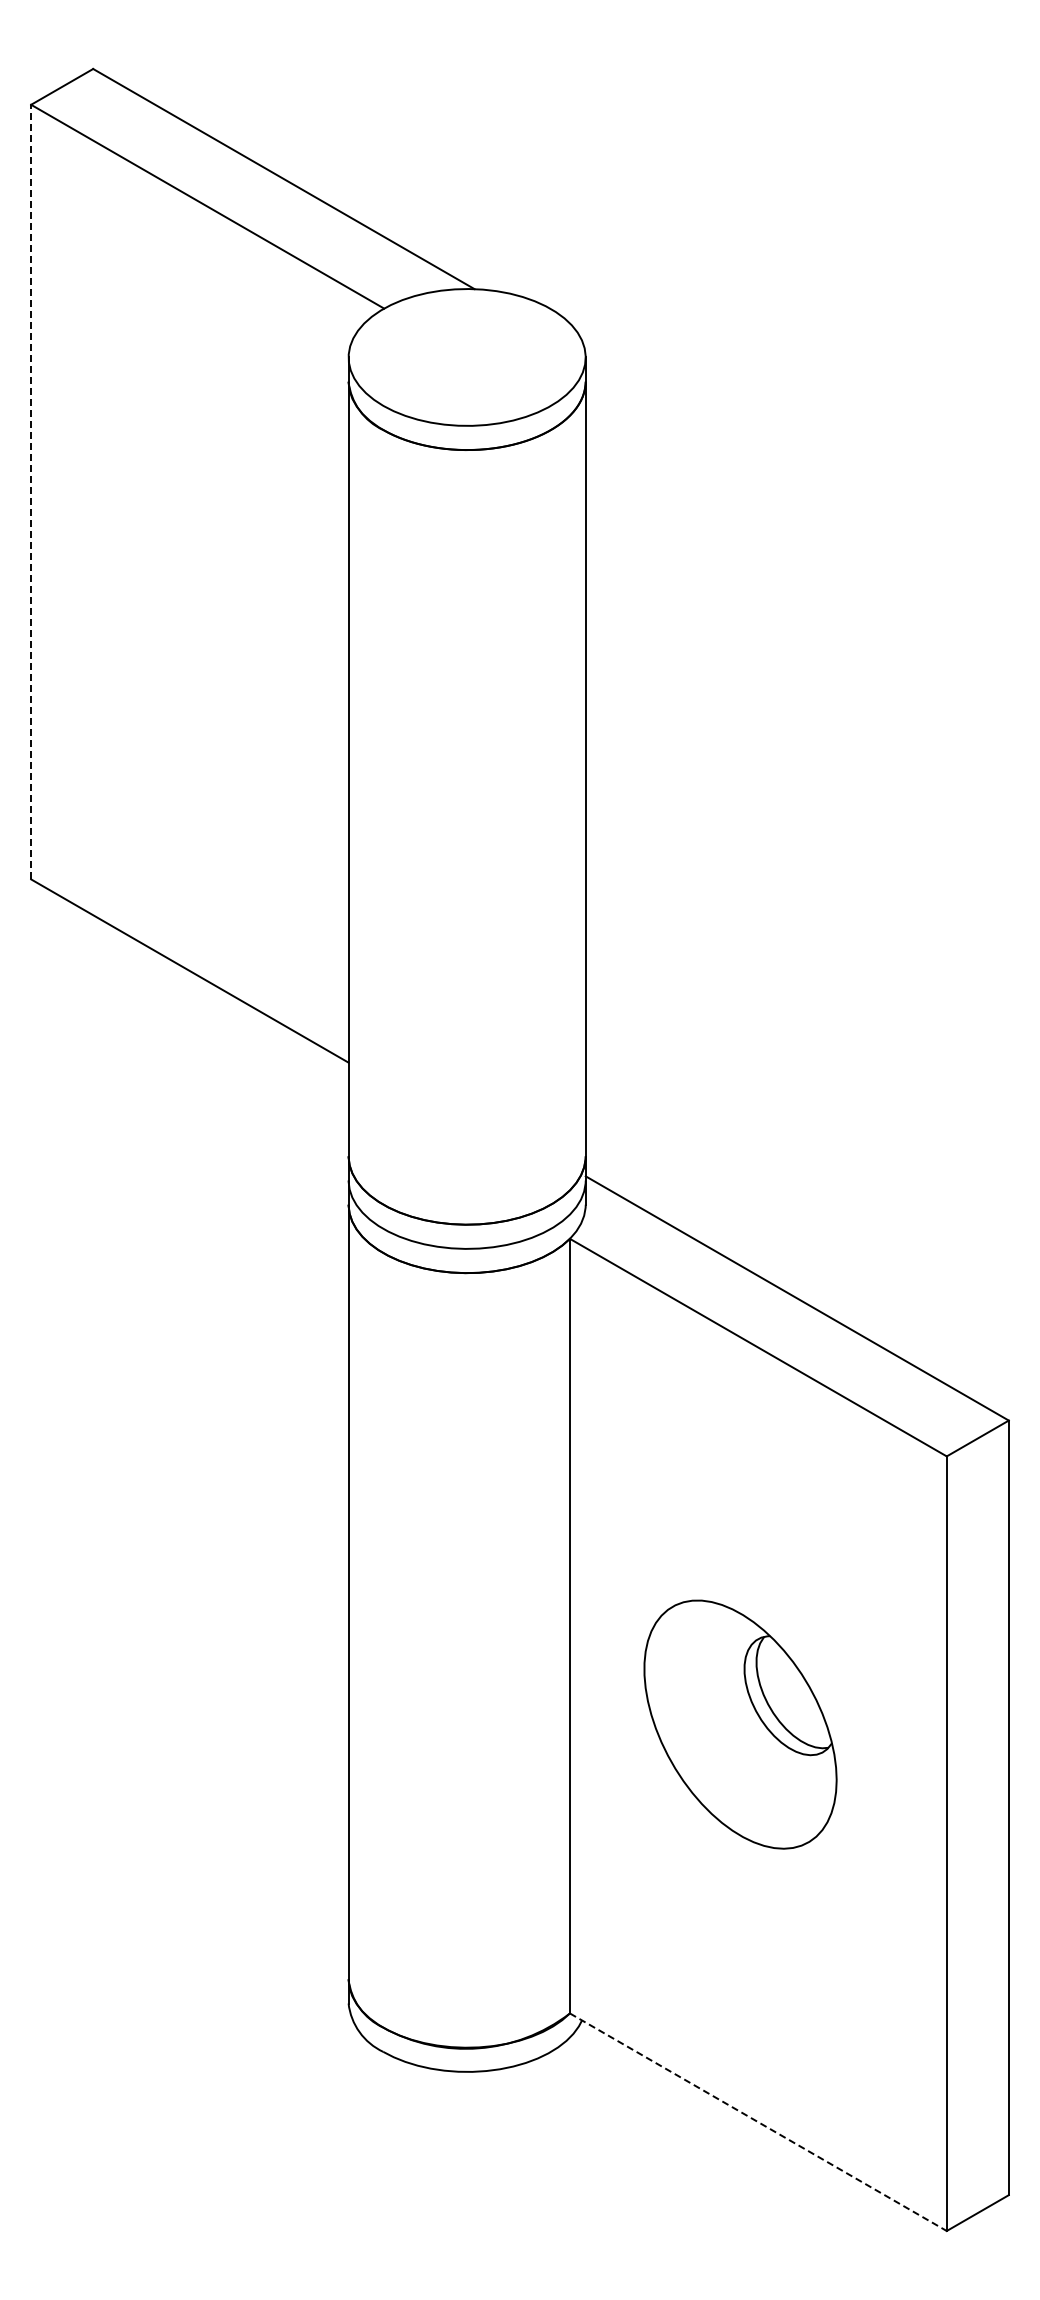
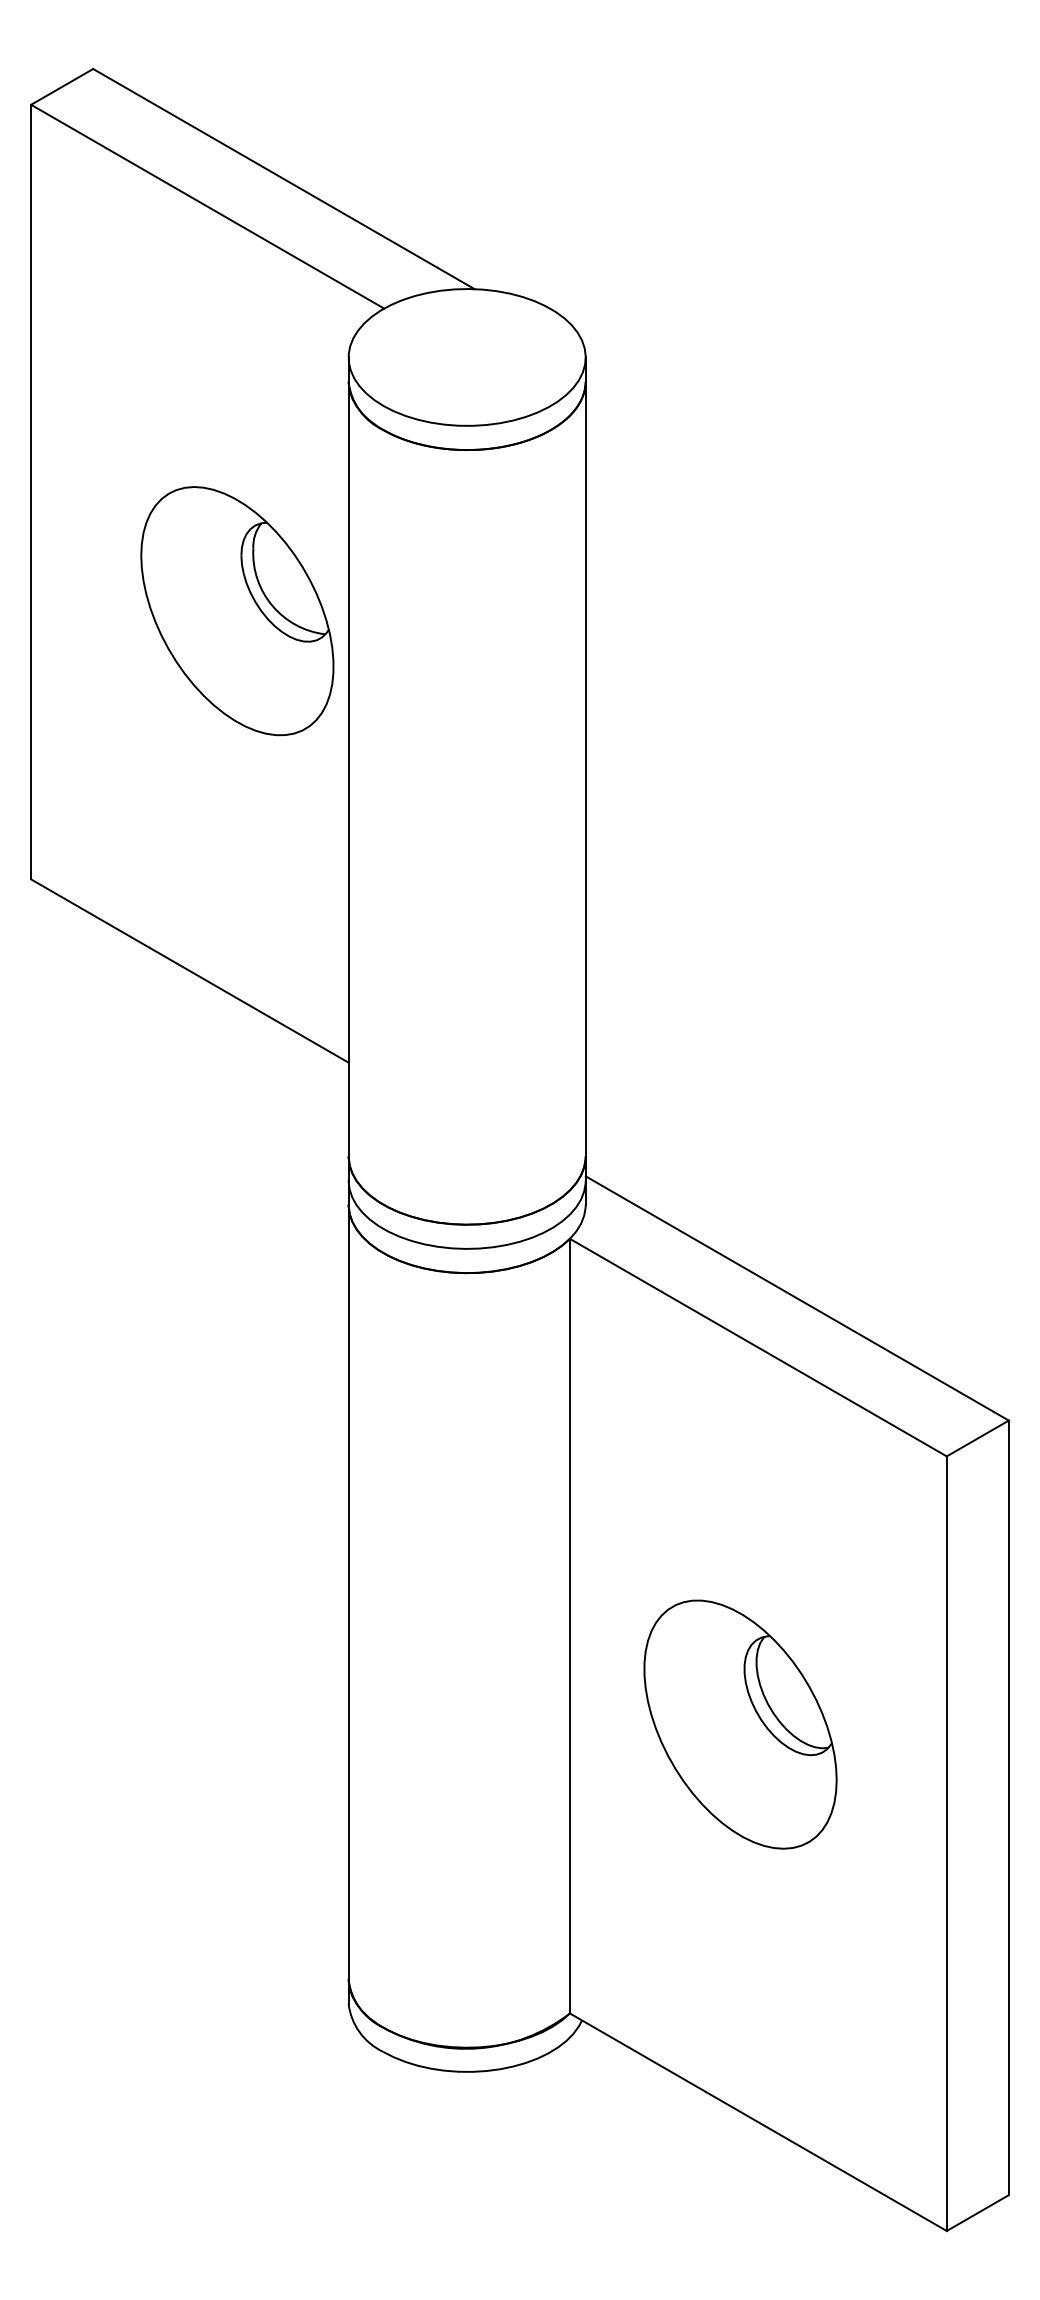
line: dashed -> solid (31, 491)
part: none -> present (237, 611)
line: dashed -> solid (758, 2122)
